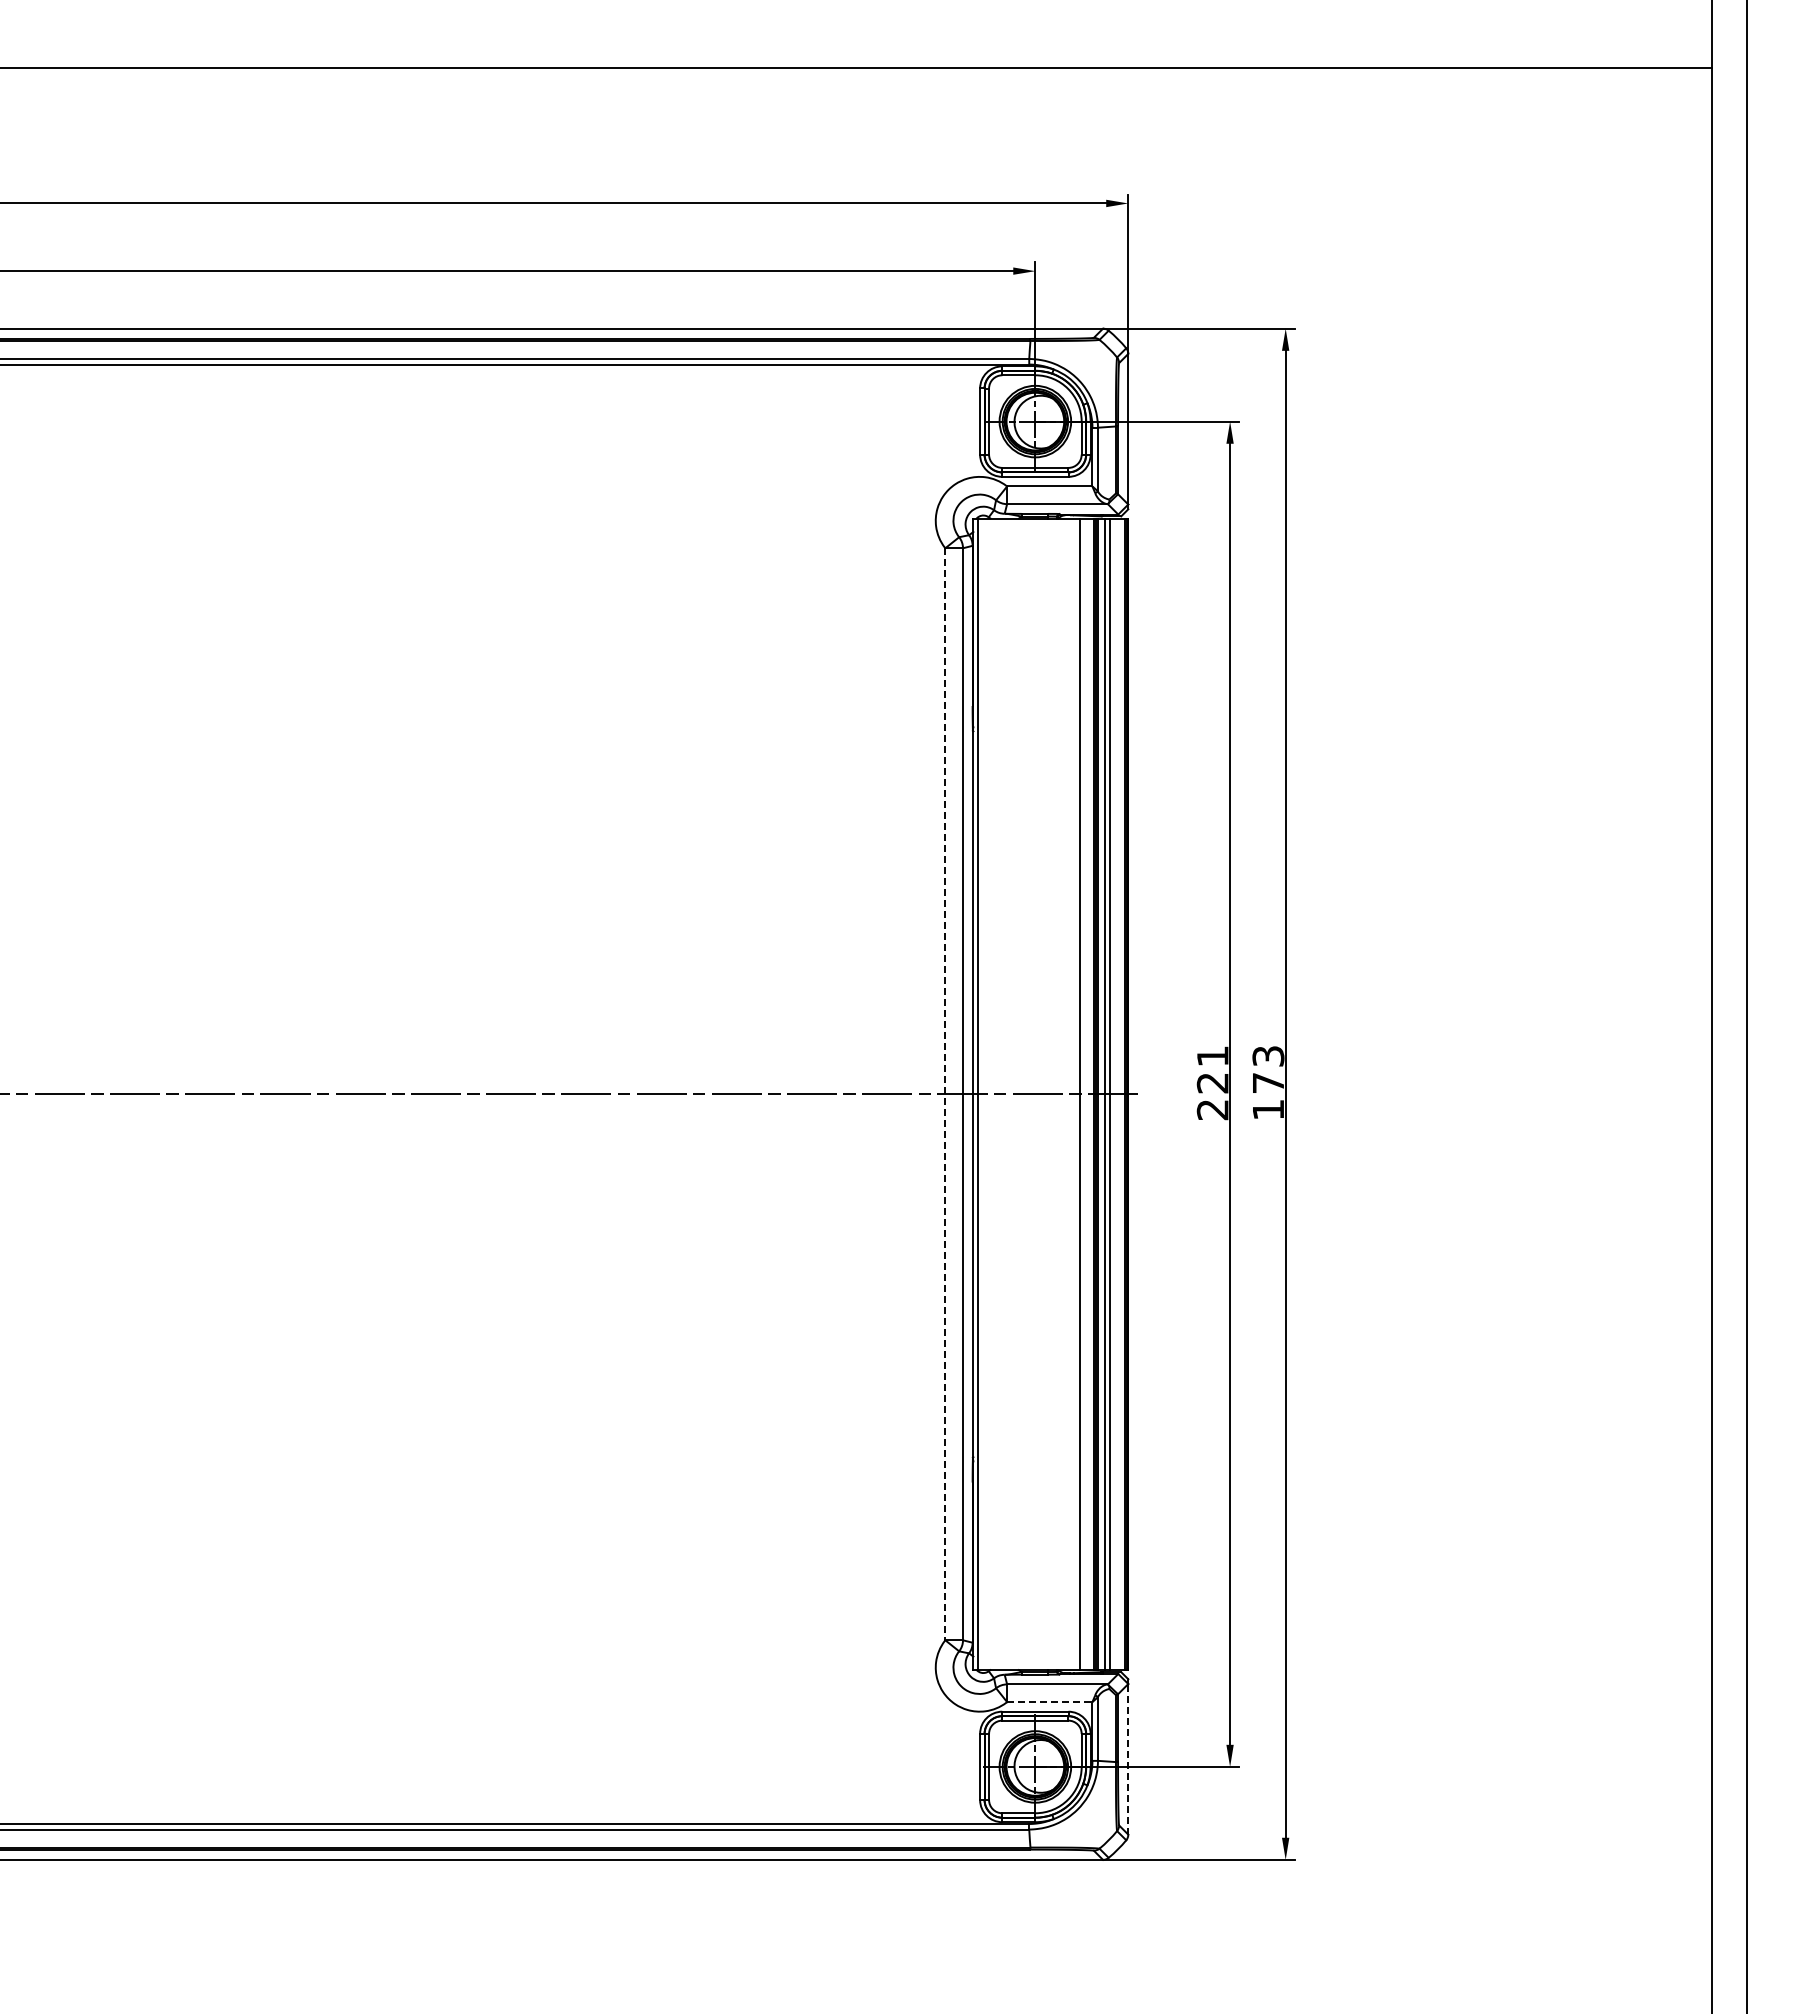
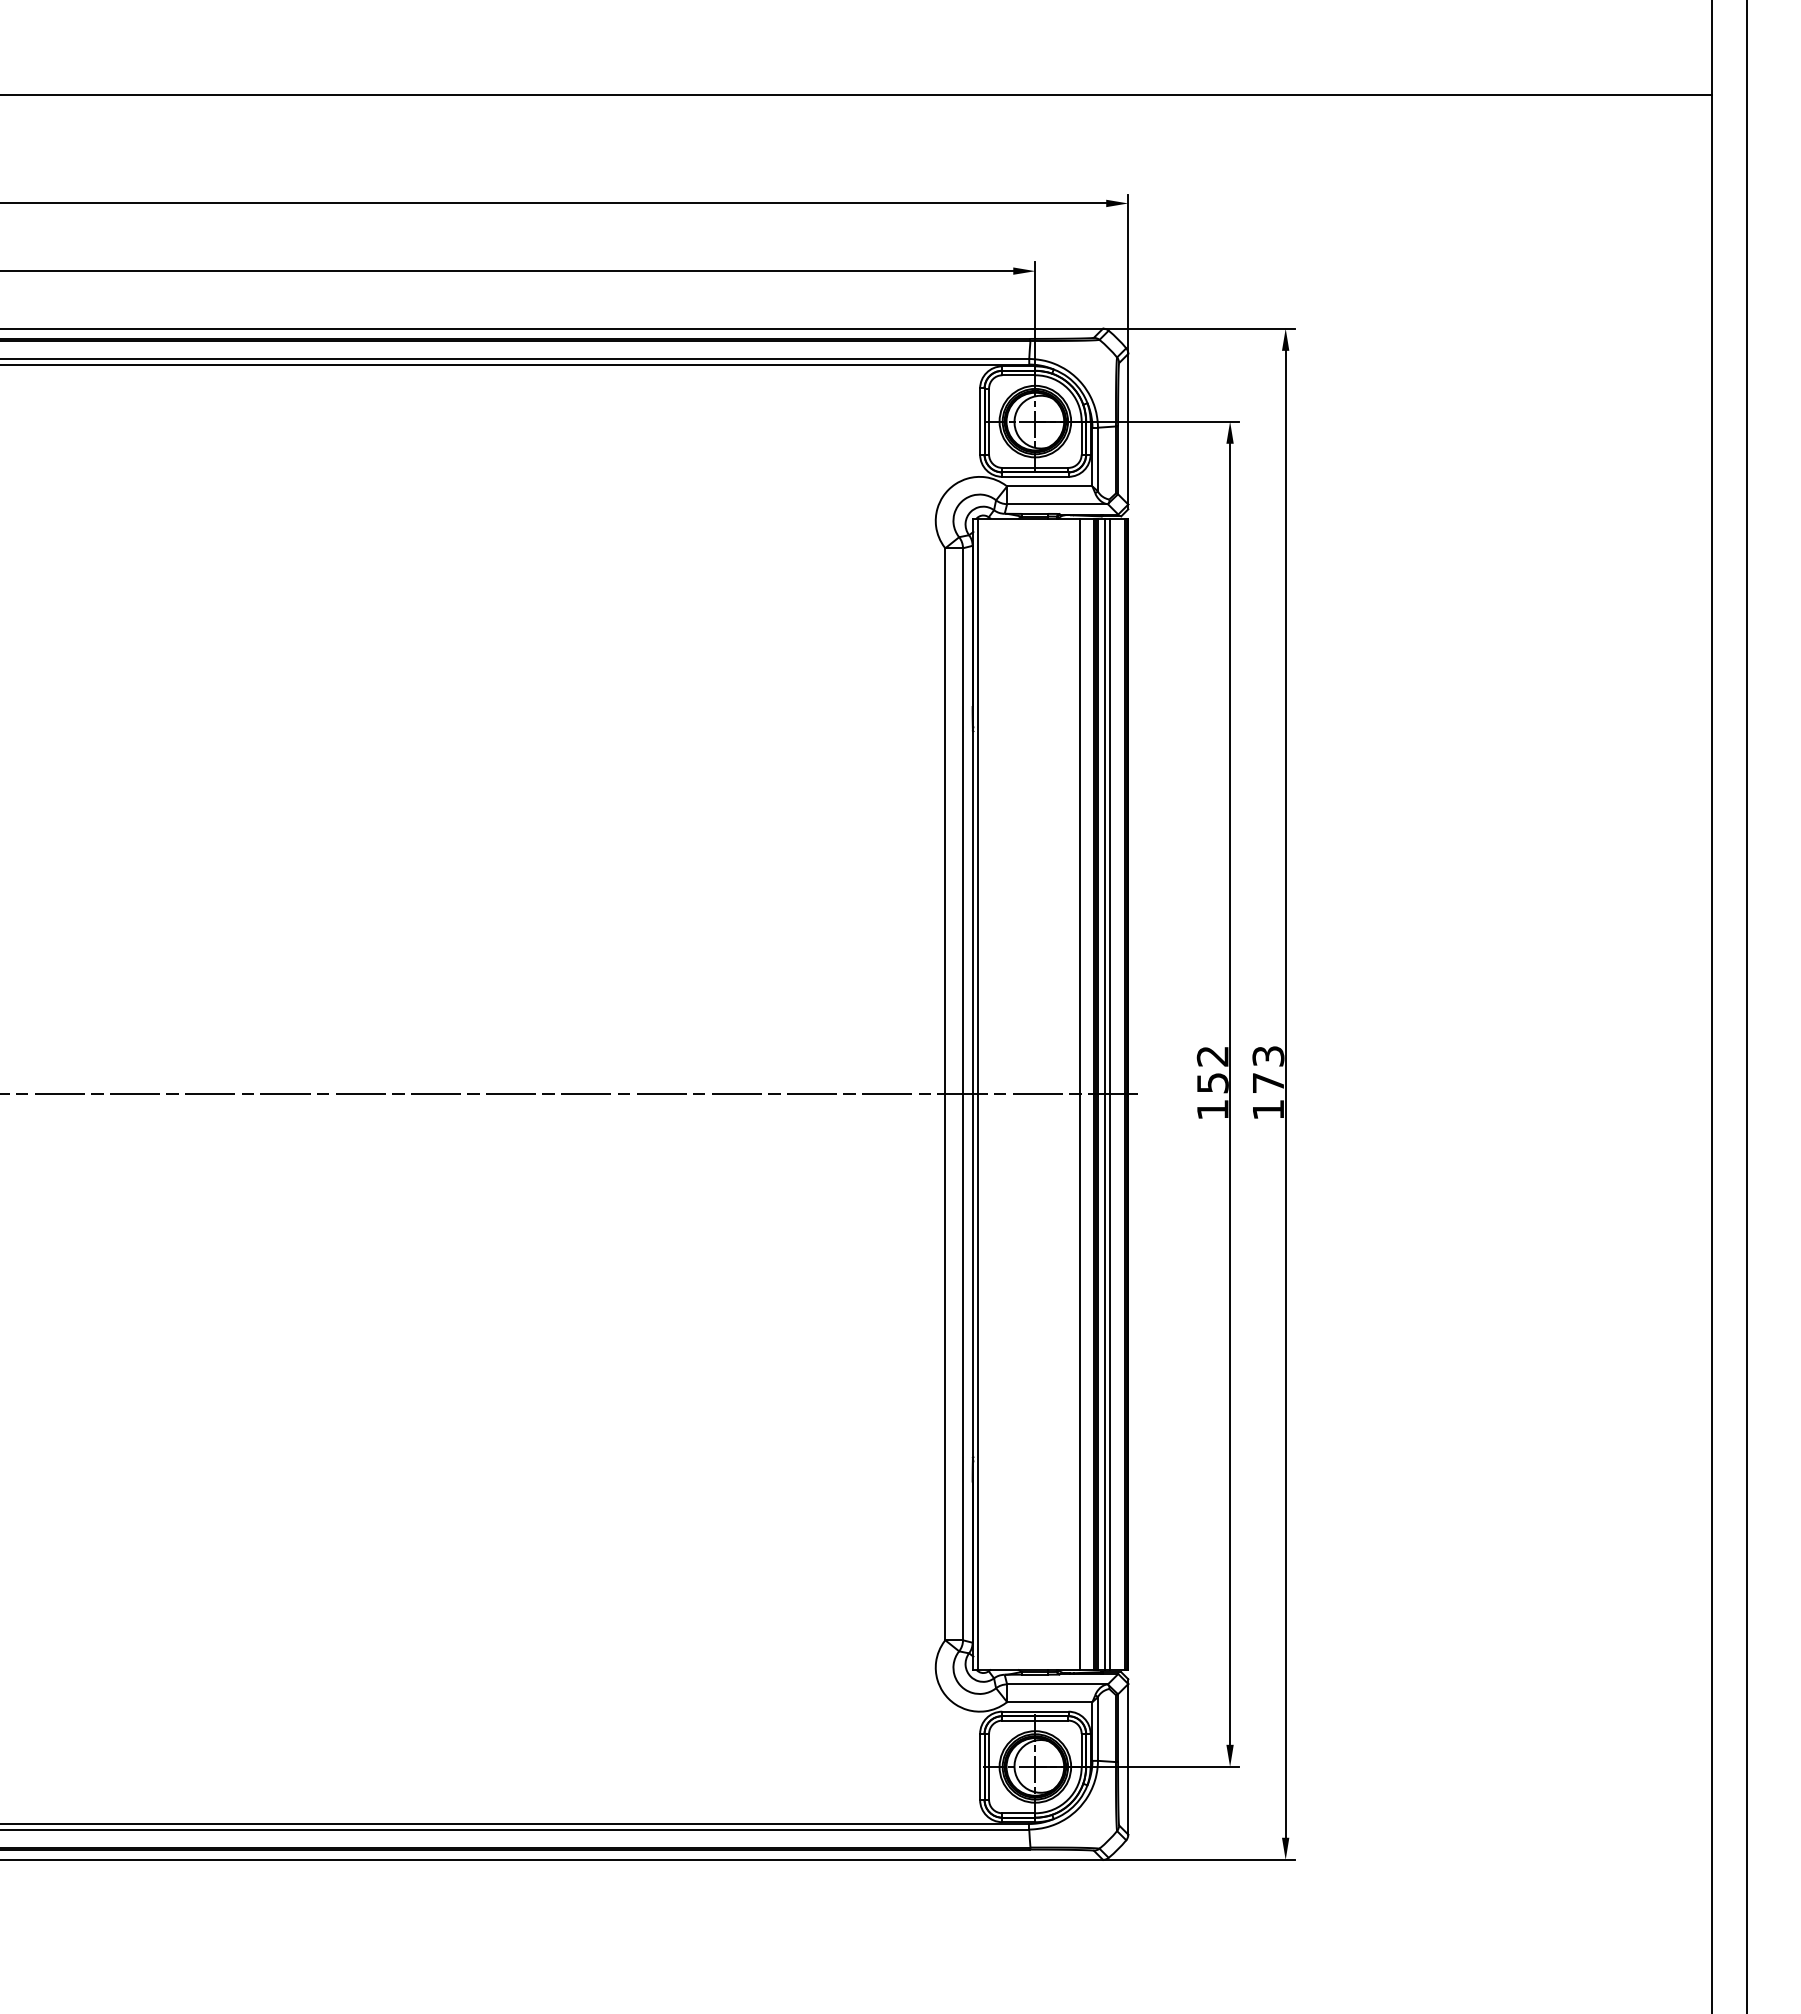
line position: (856, 67) -> (856, 94) (856, 94)
text: 221 -> 152 (1212, 1083)
line: dashed -> solid (945, 1094)
line: dashed -> solid (1049, 1702)
line: dashed -> solid (1128, 1758)
